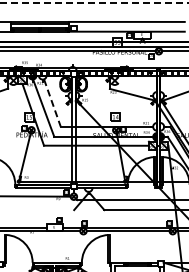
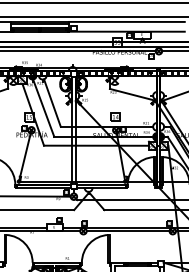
line: dashed -> solid (94, 3)
line: none -> present (93, 17)
line: dashed -> solid (52, 103)
line: none -> present (38, 210)
